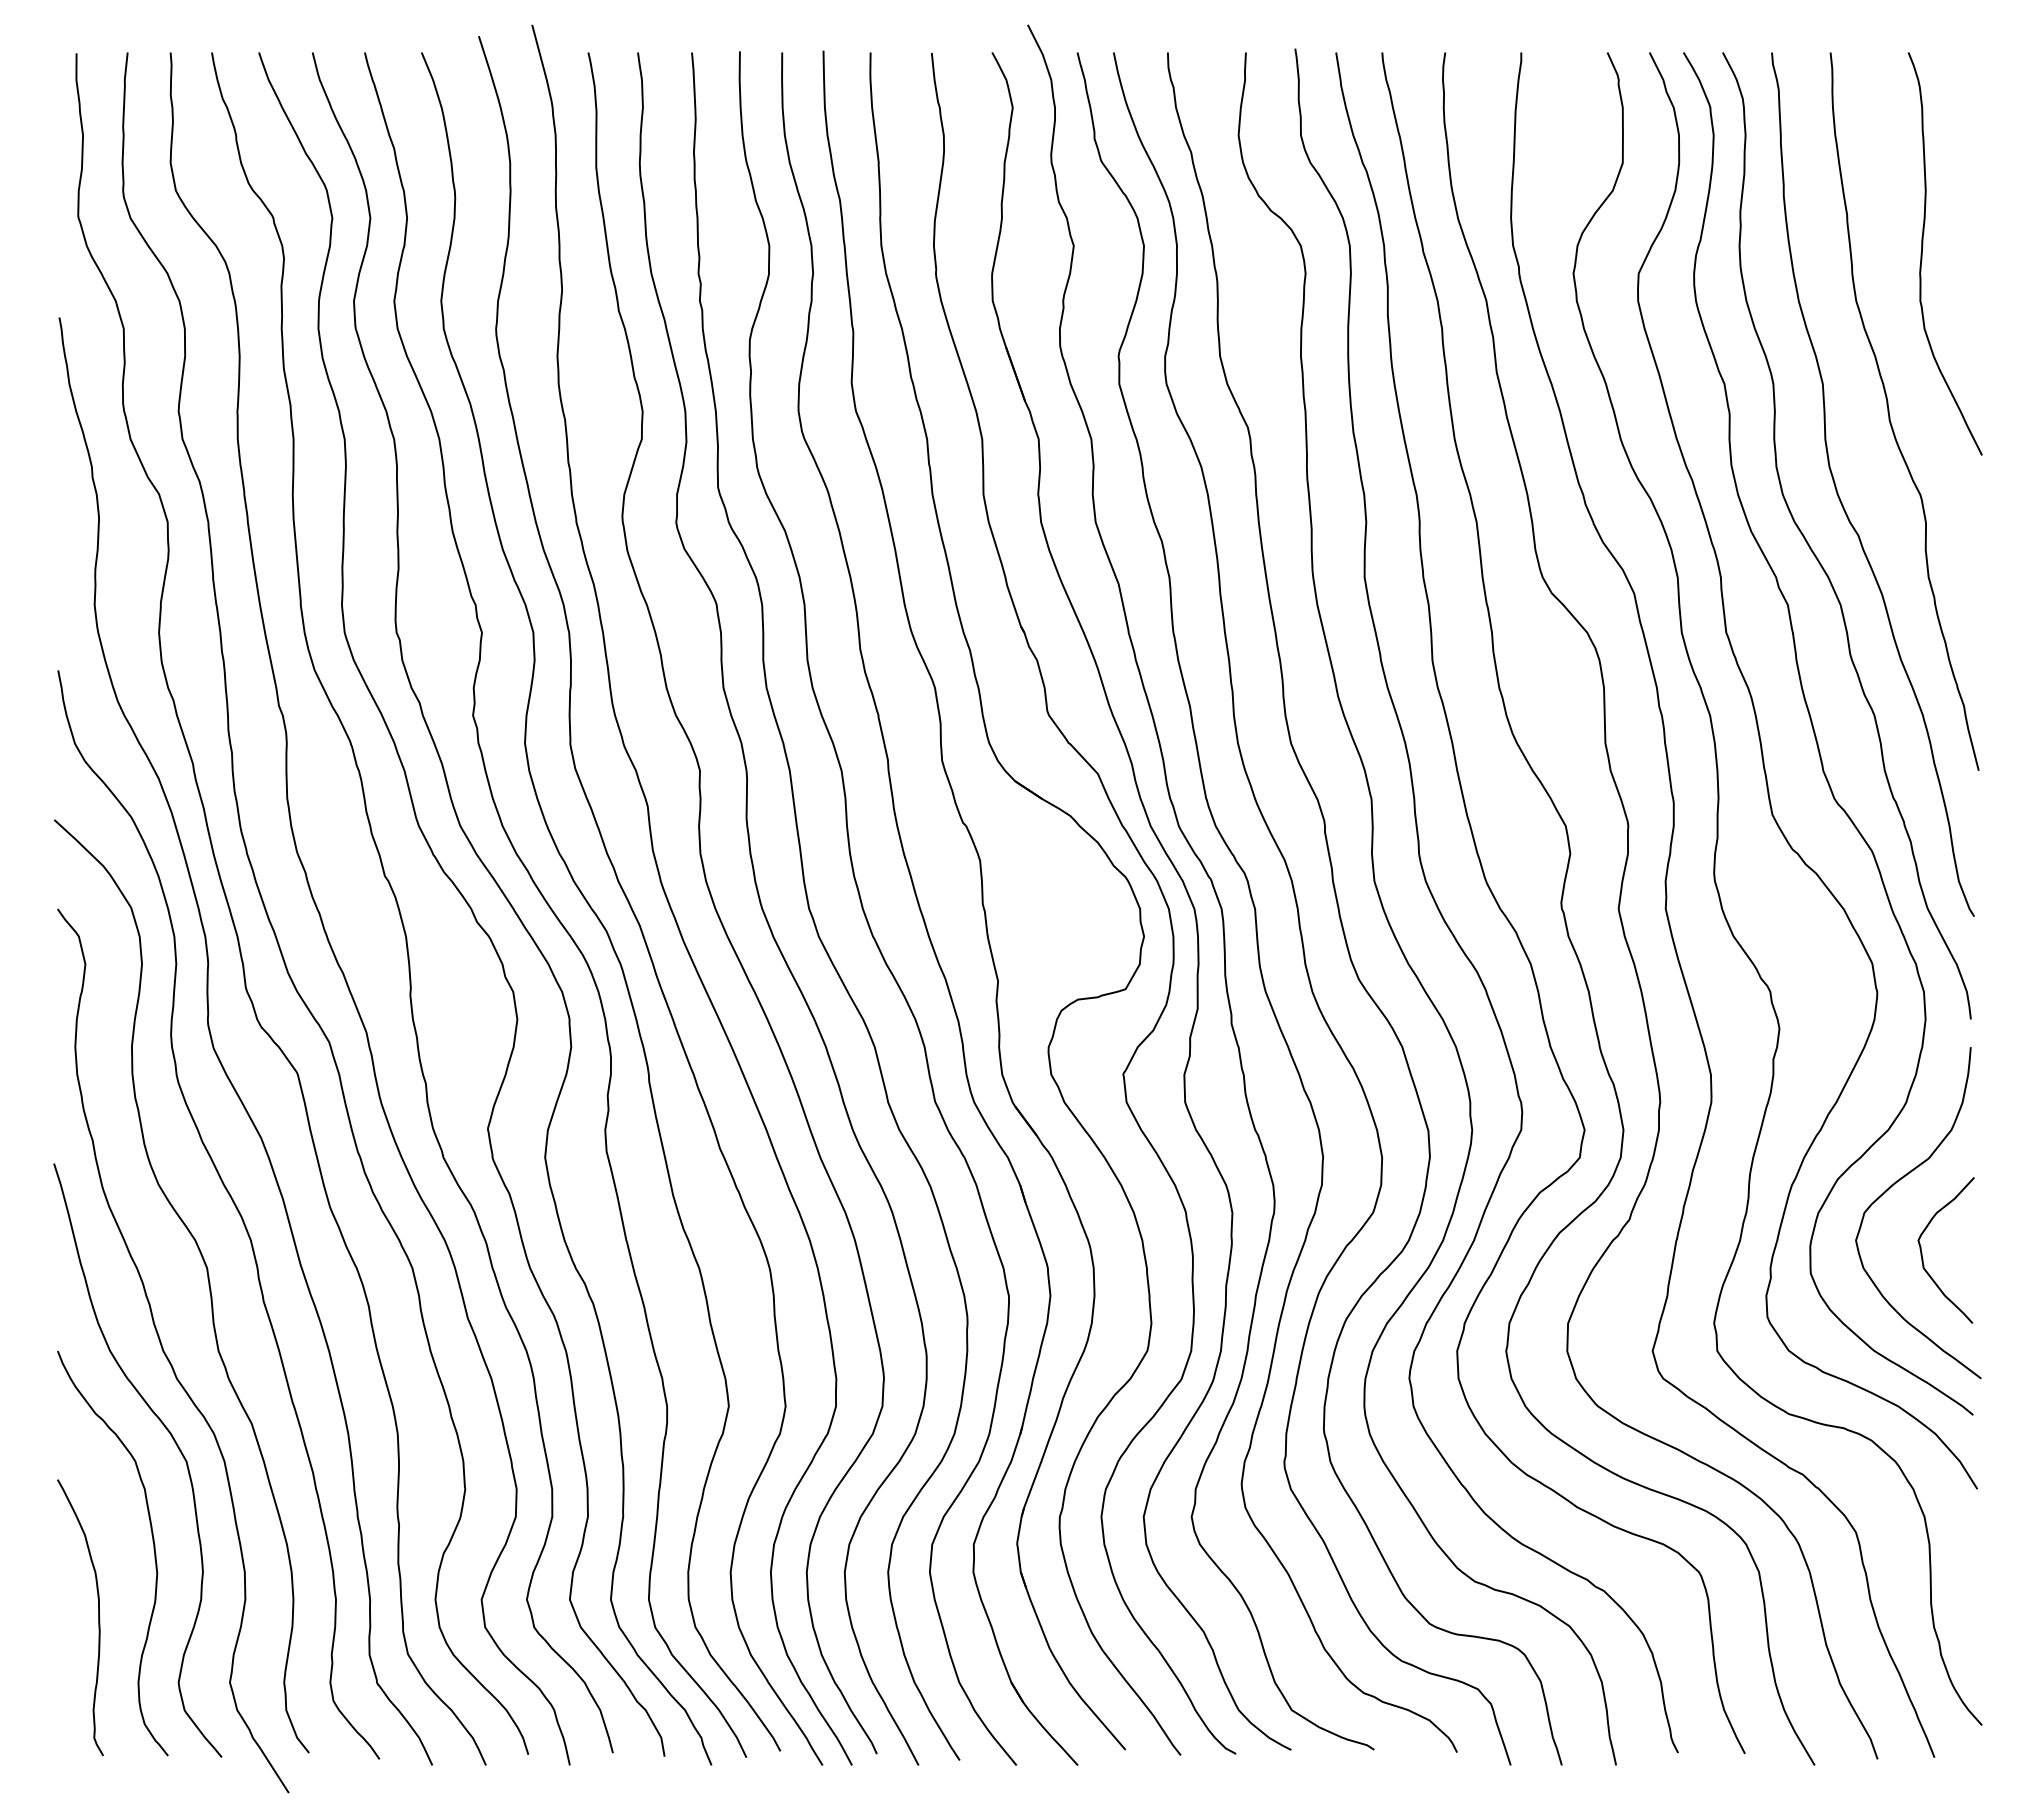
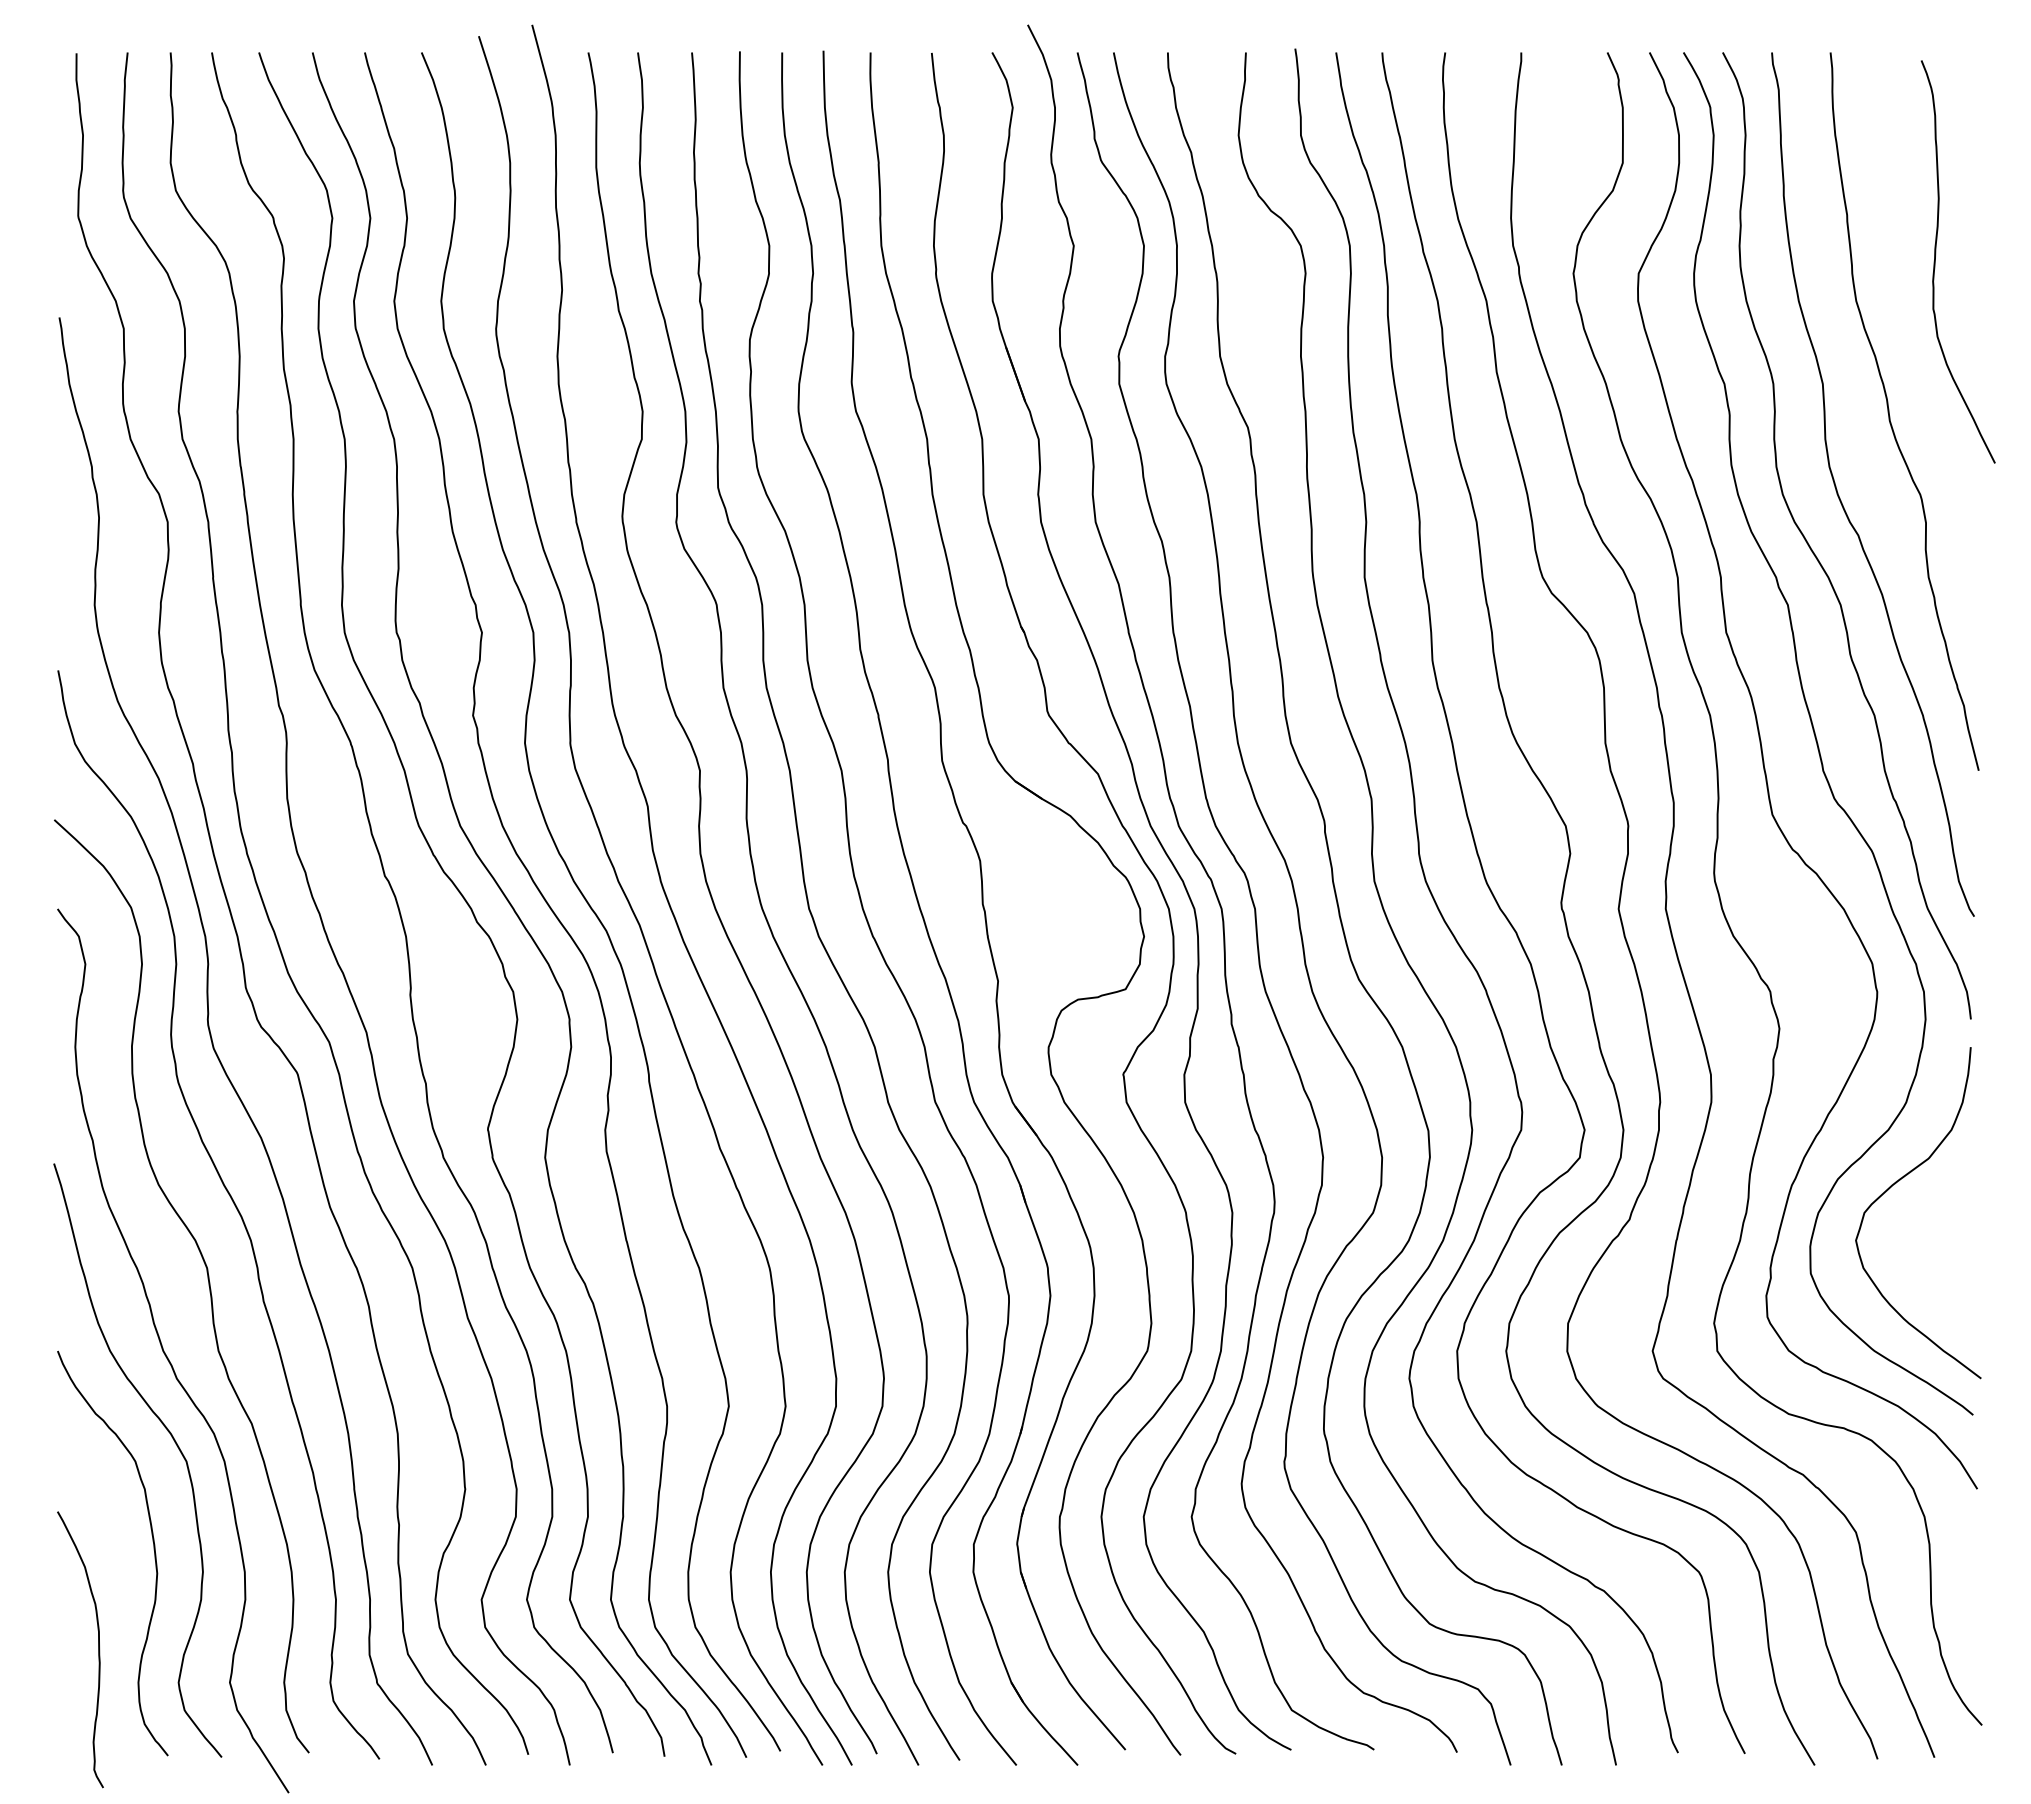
curve position: (1922, 253) -> (1935, 261) (1935, 261)
curve: present -> none (1922, 1252)
curve position: (98, 1617) -> (98, 1649) (98, 1649)
